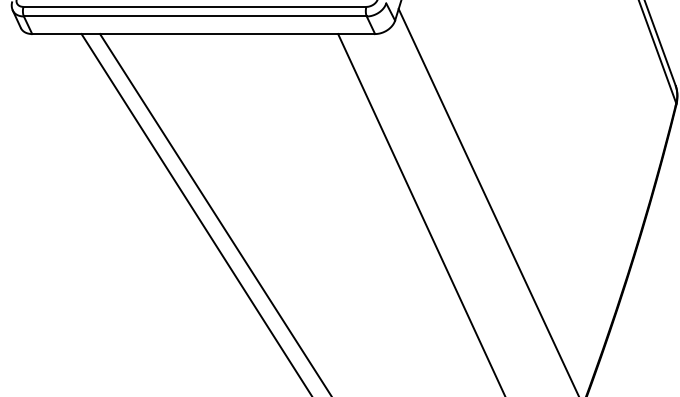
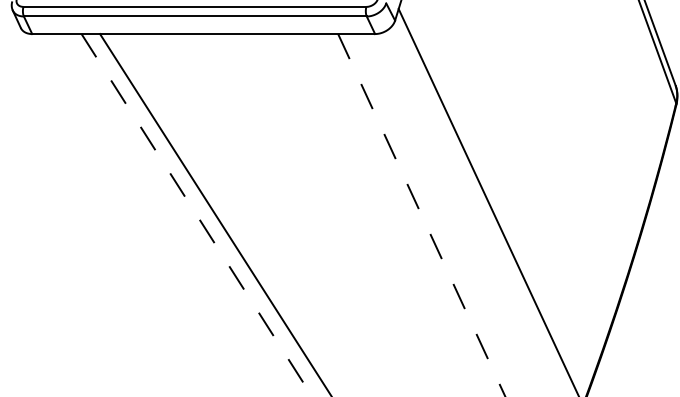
line: solid -> dashed (196, 215)
line: solid -> dashed (421, 215)
